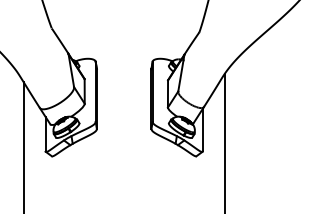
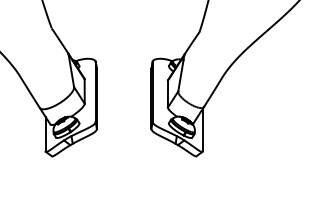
line: present -> none (224, 141)
line: present -> none (23, 145)
